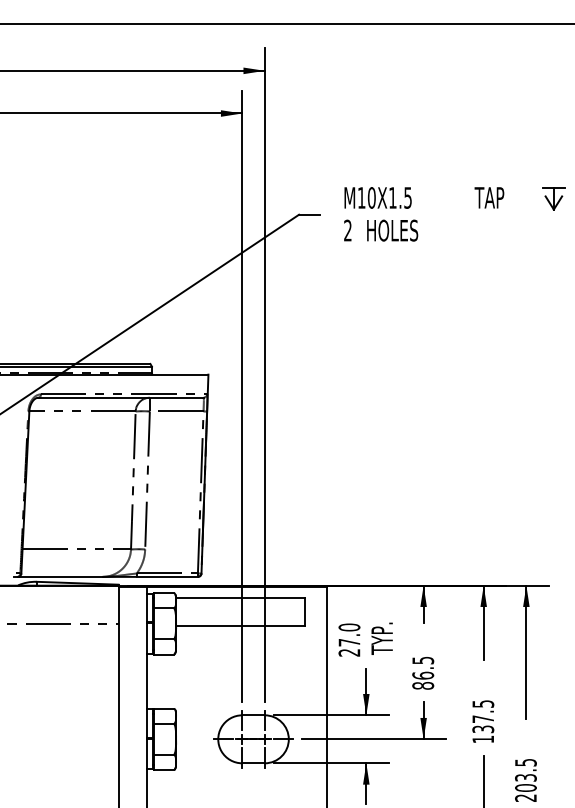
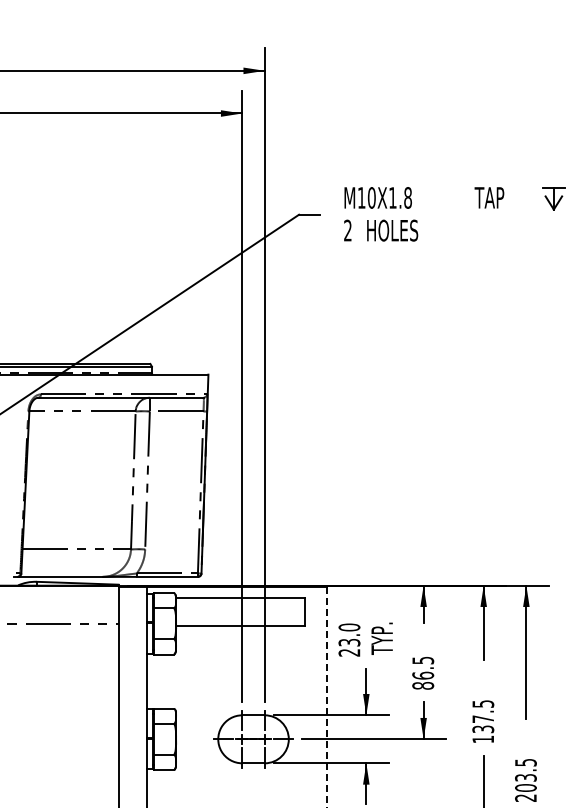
line: present -> none (286, 24)
text: M10X1.5 -> M10X1.8 (407, 197)
text: 27.0 -> 23.0 (349, 642)
line: solid -> dashed (327, 697)
